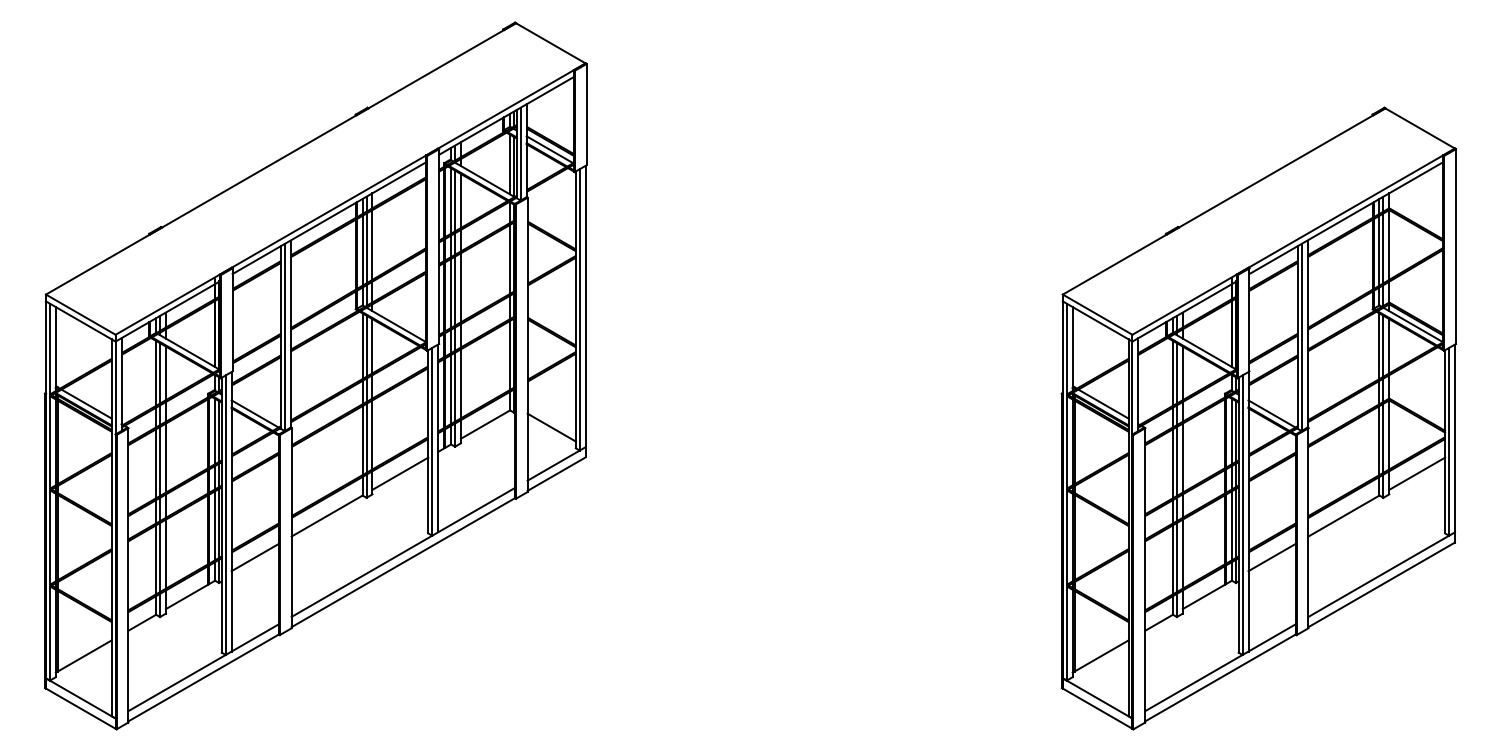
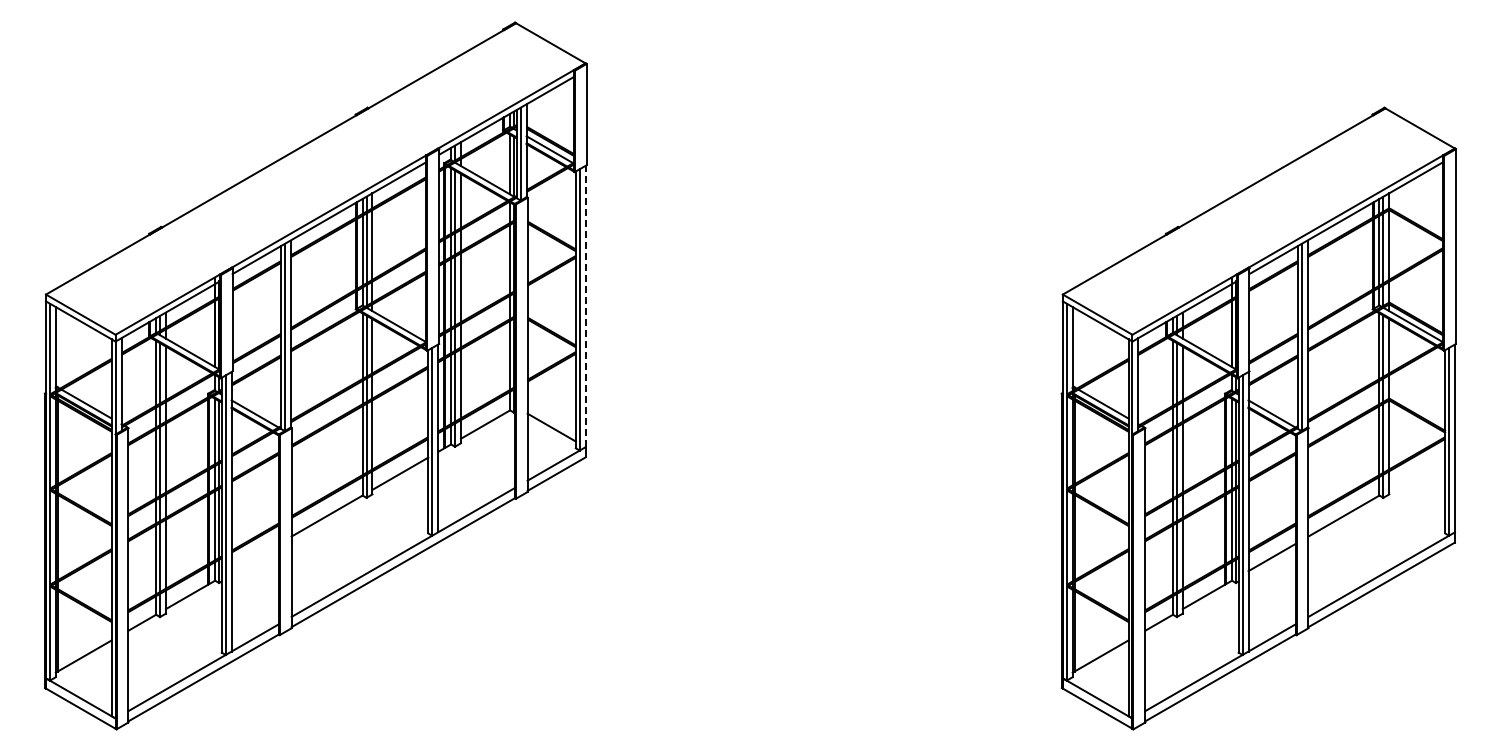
line: solid -> dashed (585, 306)
line: present -> none (1417, 473)
line: present -> none (254, 557)
